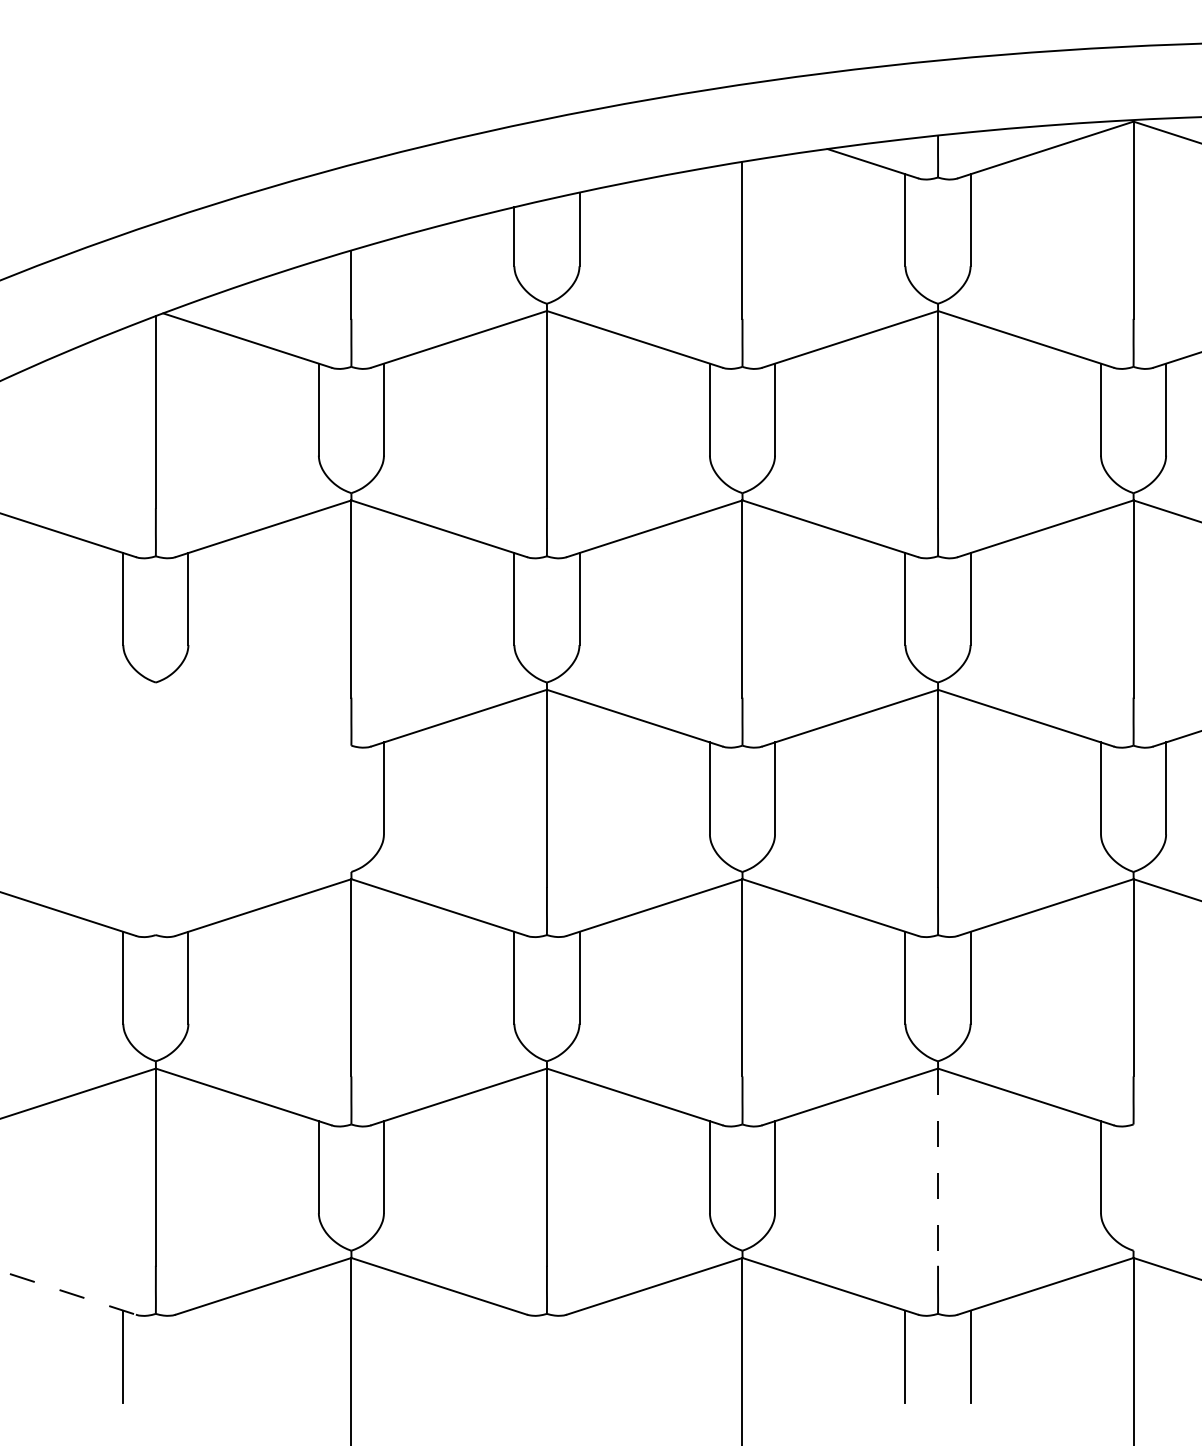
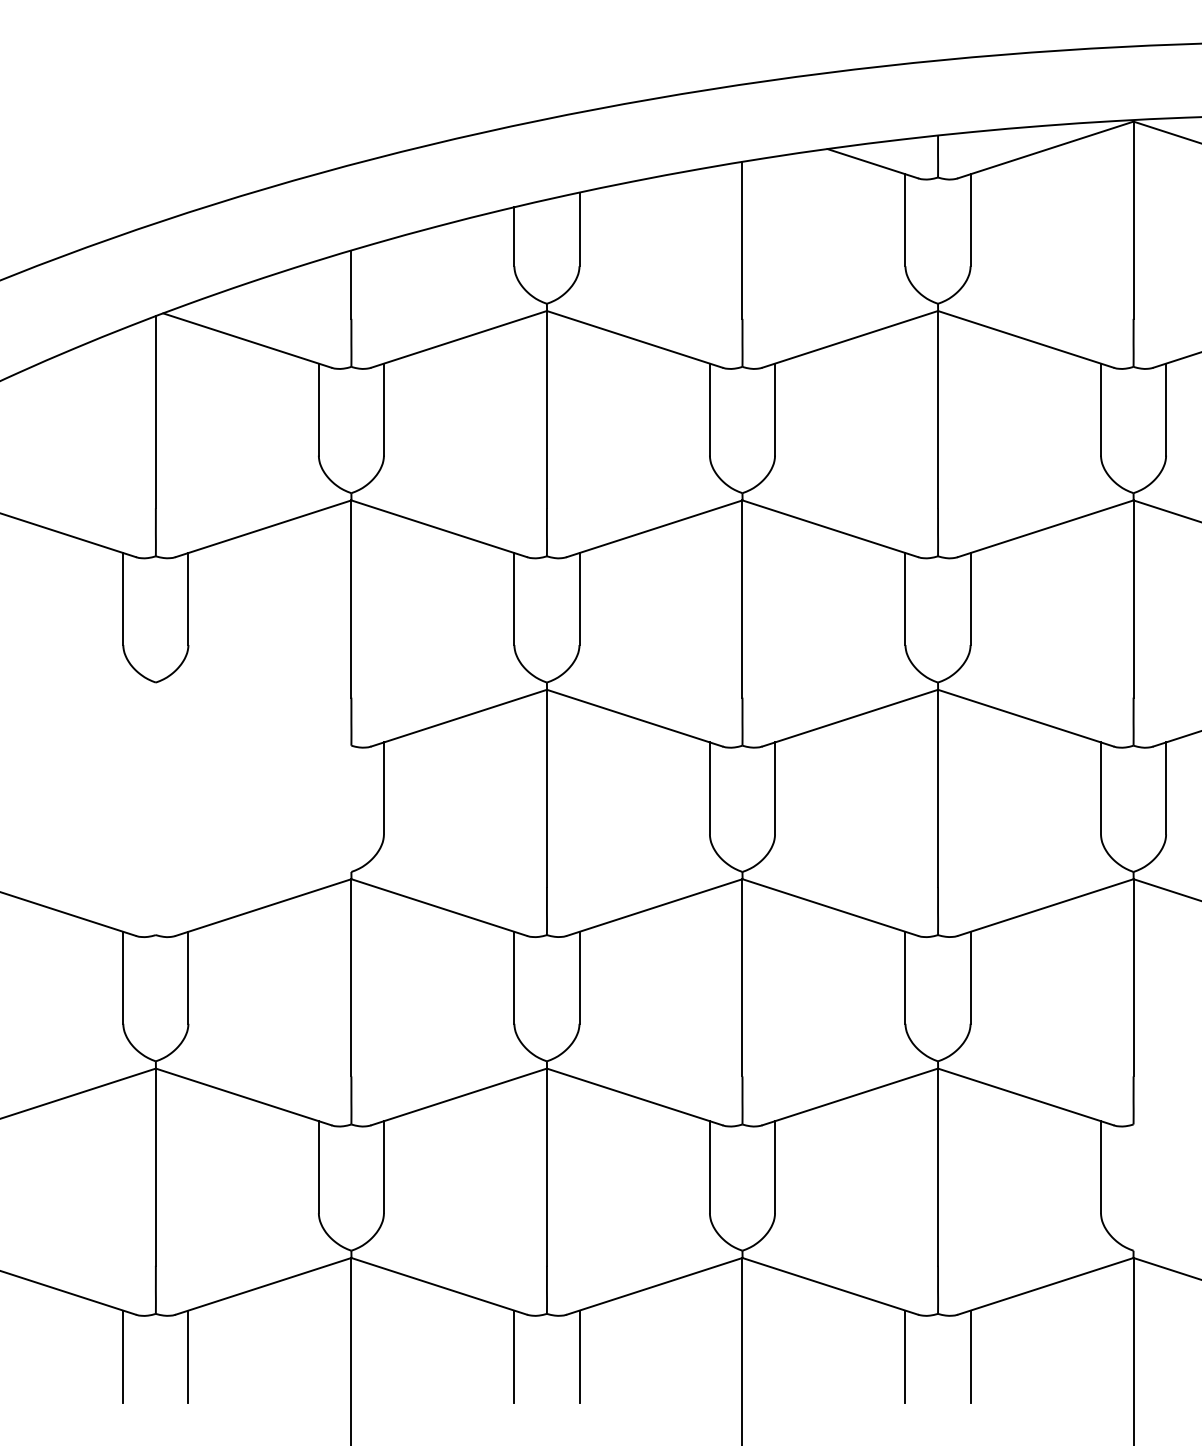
line: dashed -> solid (938, 1167)
line: dashed -> solid (68, 1292)
line: none -> present (188, 1356)
line: none -> present (514, 1356)
line: none -> present (579, 1356)
